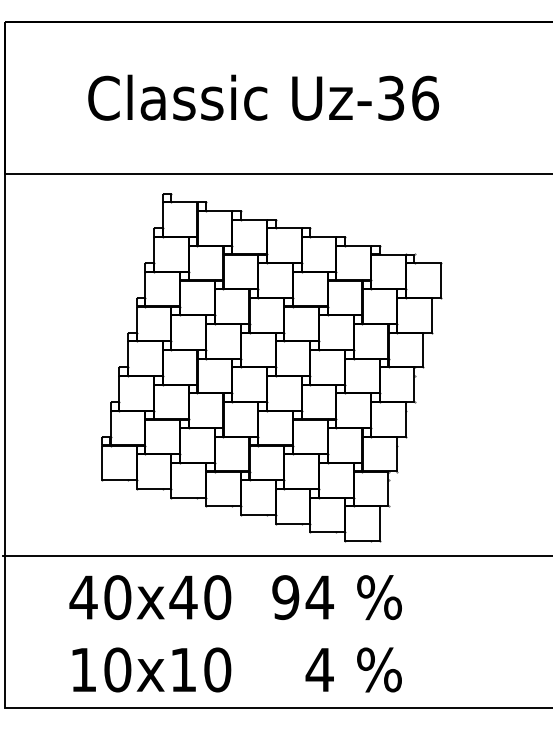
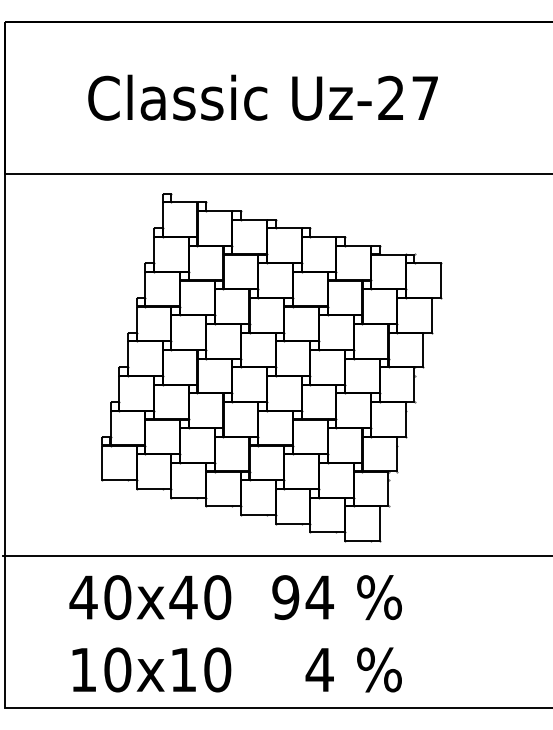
text: Uz-36 -> Uz-27 (408, 97)
